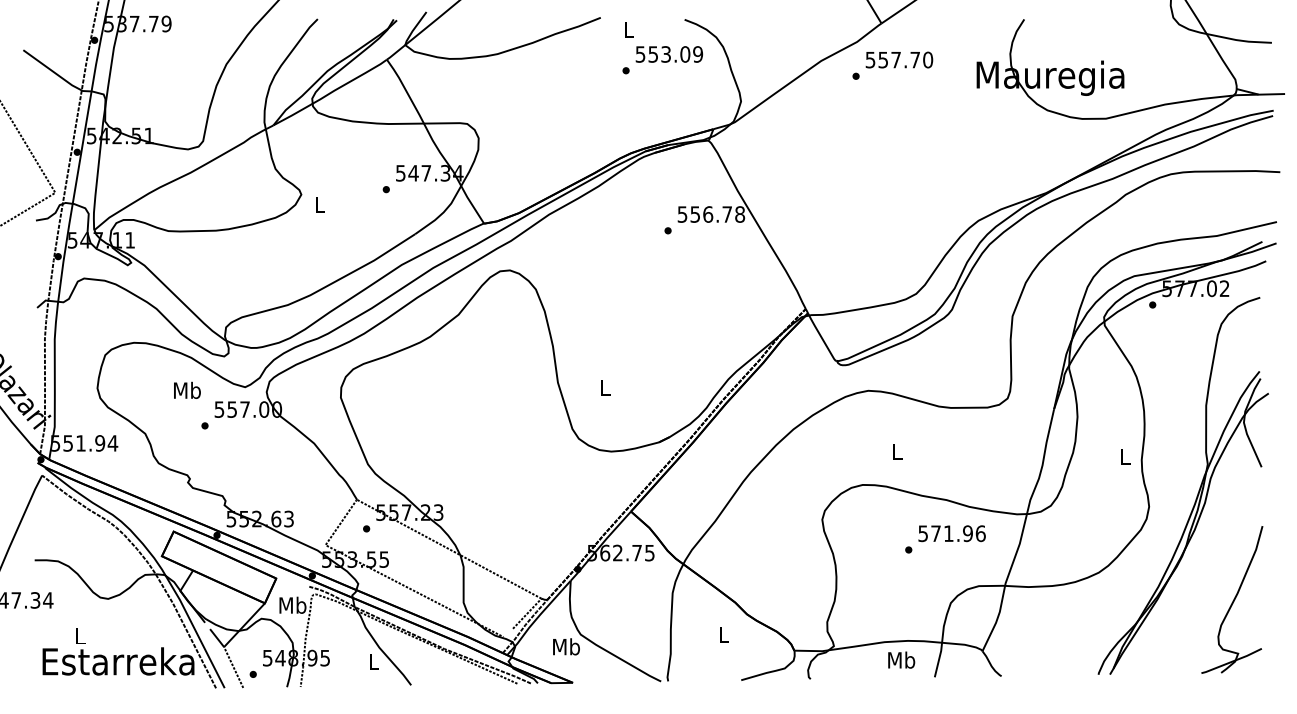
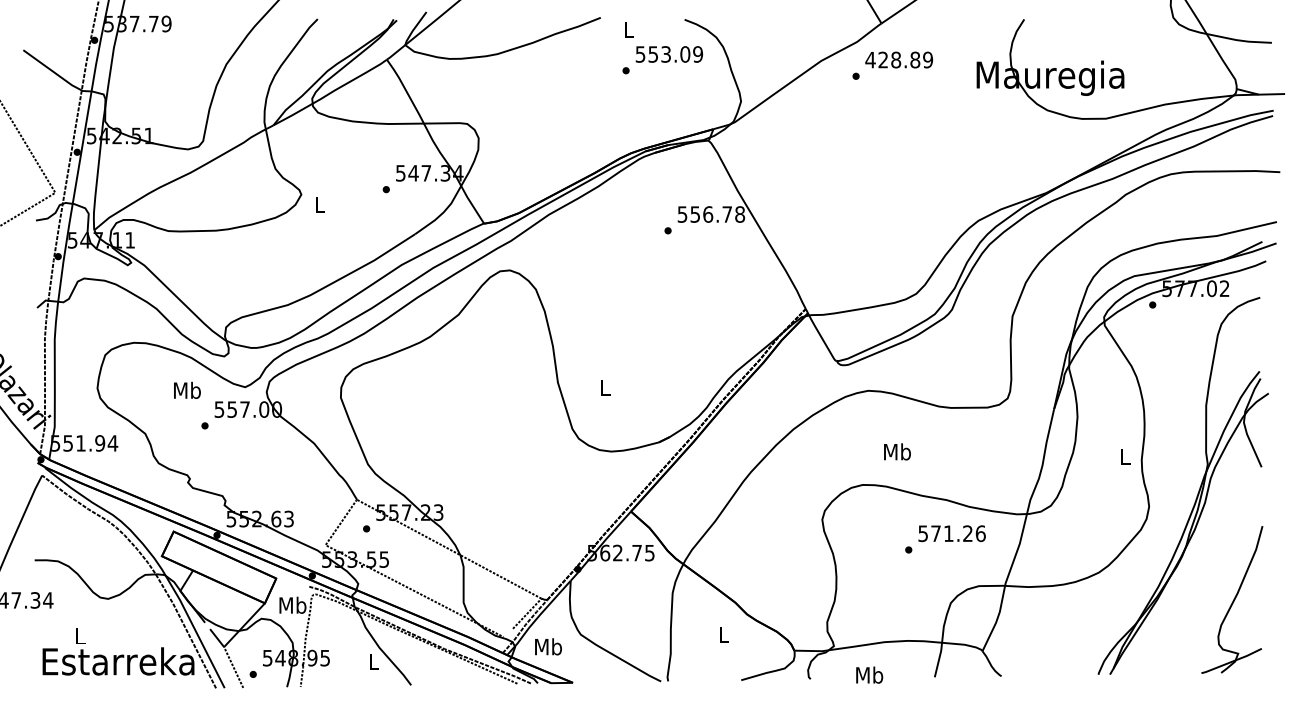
text: 557.70 -> 428.89 (899, 59)
text: L -> Mb (897, 451)
text: 571.96 -> 571.26 (967, 533)
text position: (566, 646) -> (548, 646) (548, 646)
text position: (901, 659) -> (869, 674) (869, 674)
